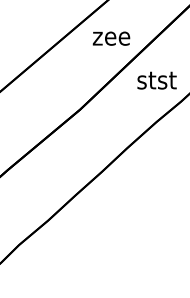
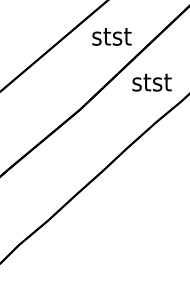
text: zee -> stst (111, 36)
text position: (156, 80) -> (151, 82) (151, 82)
